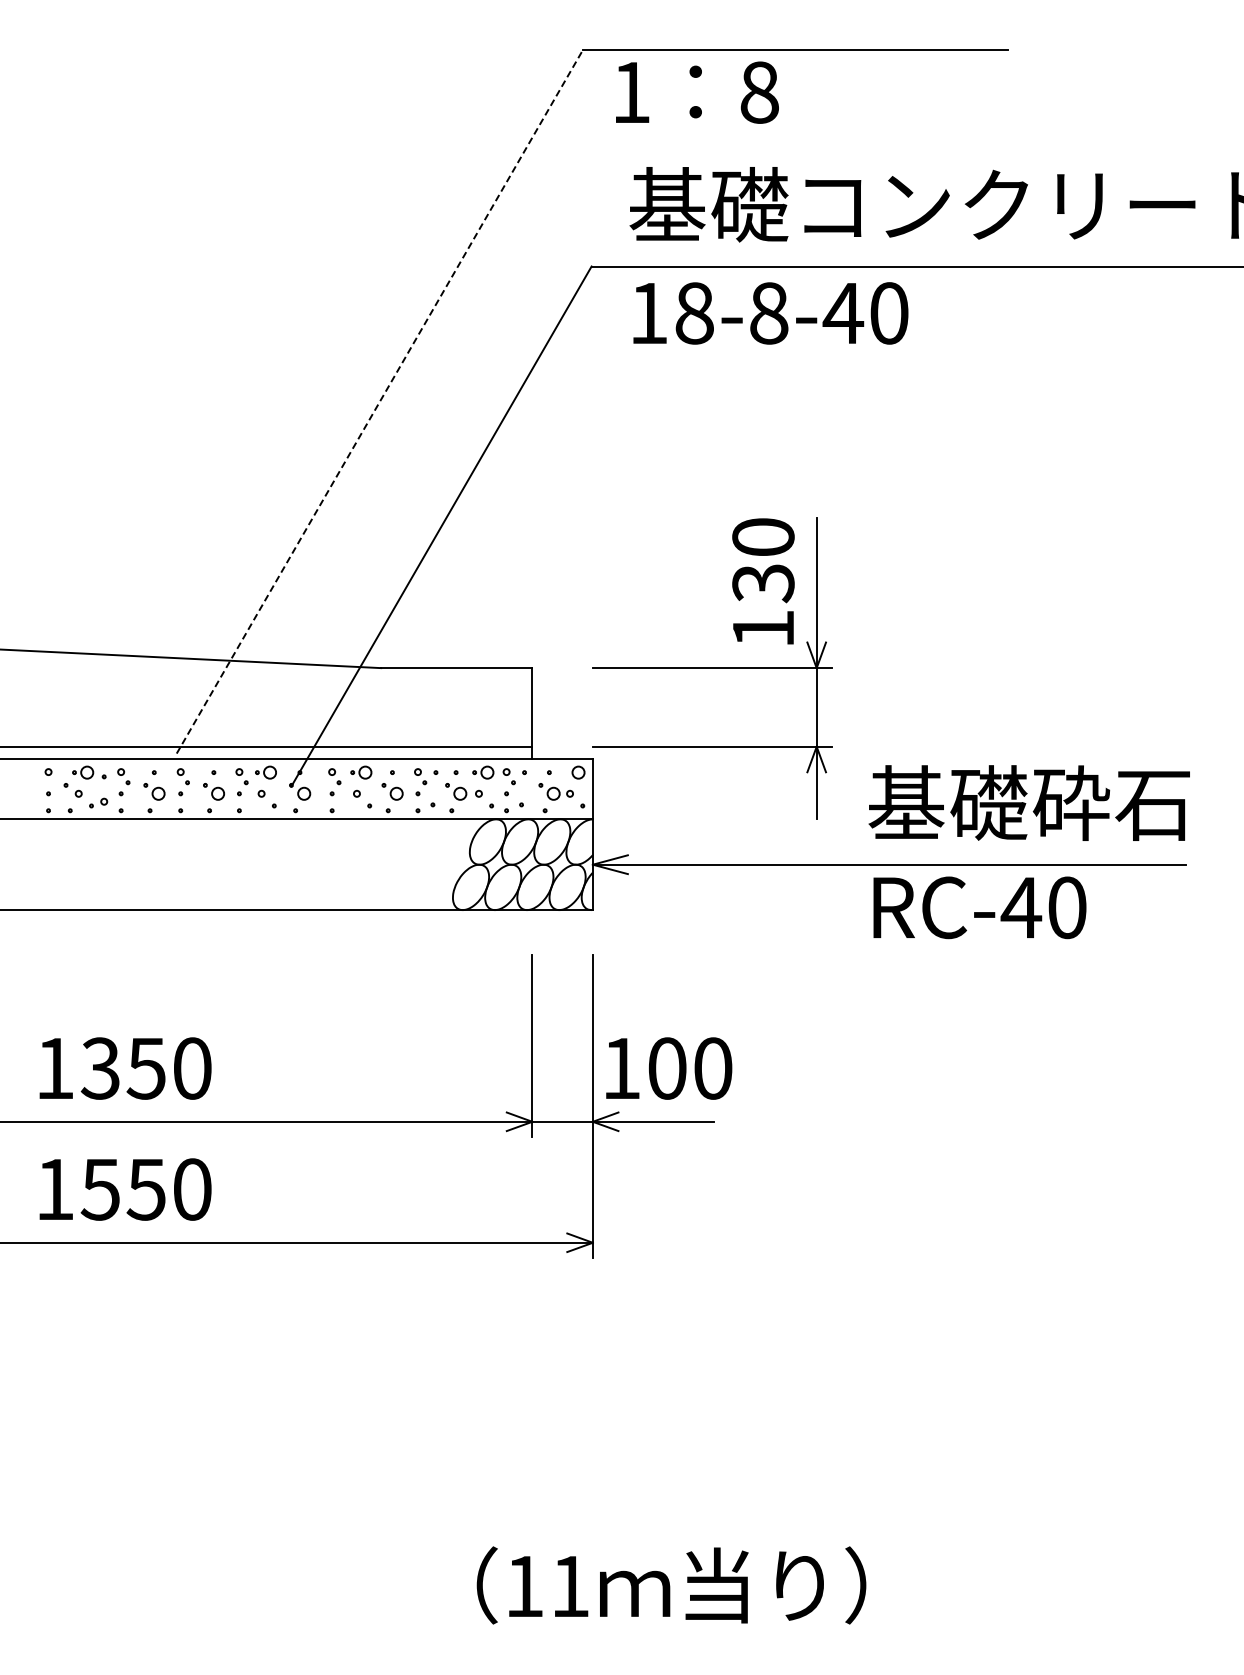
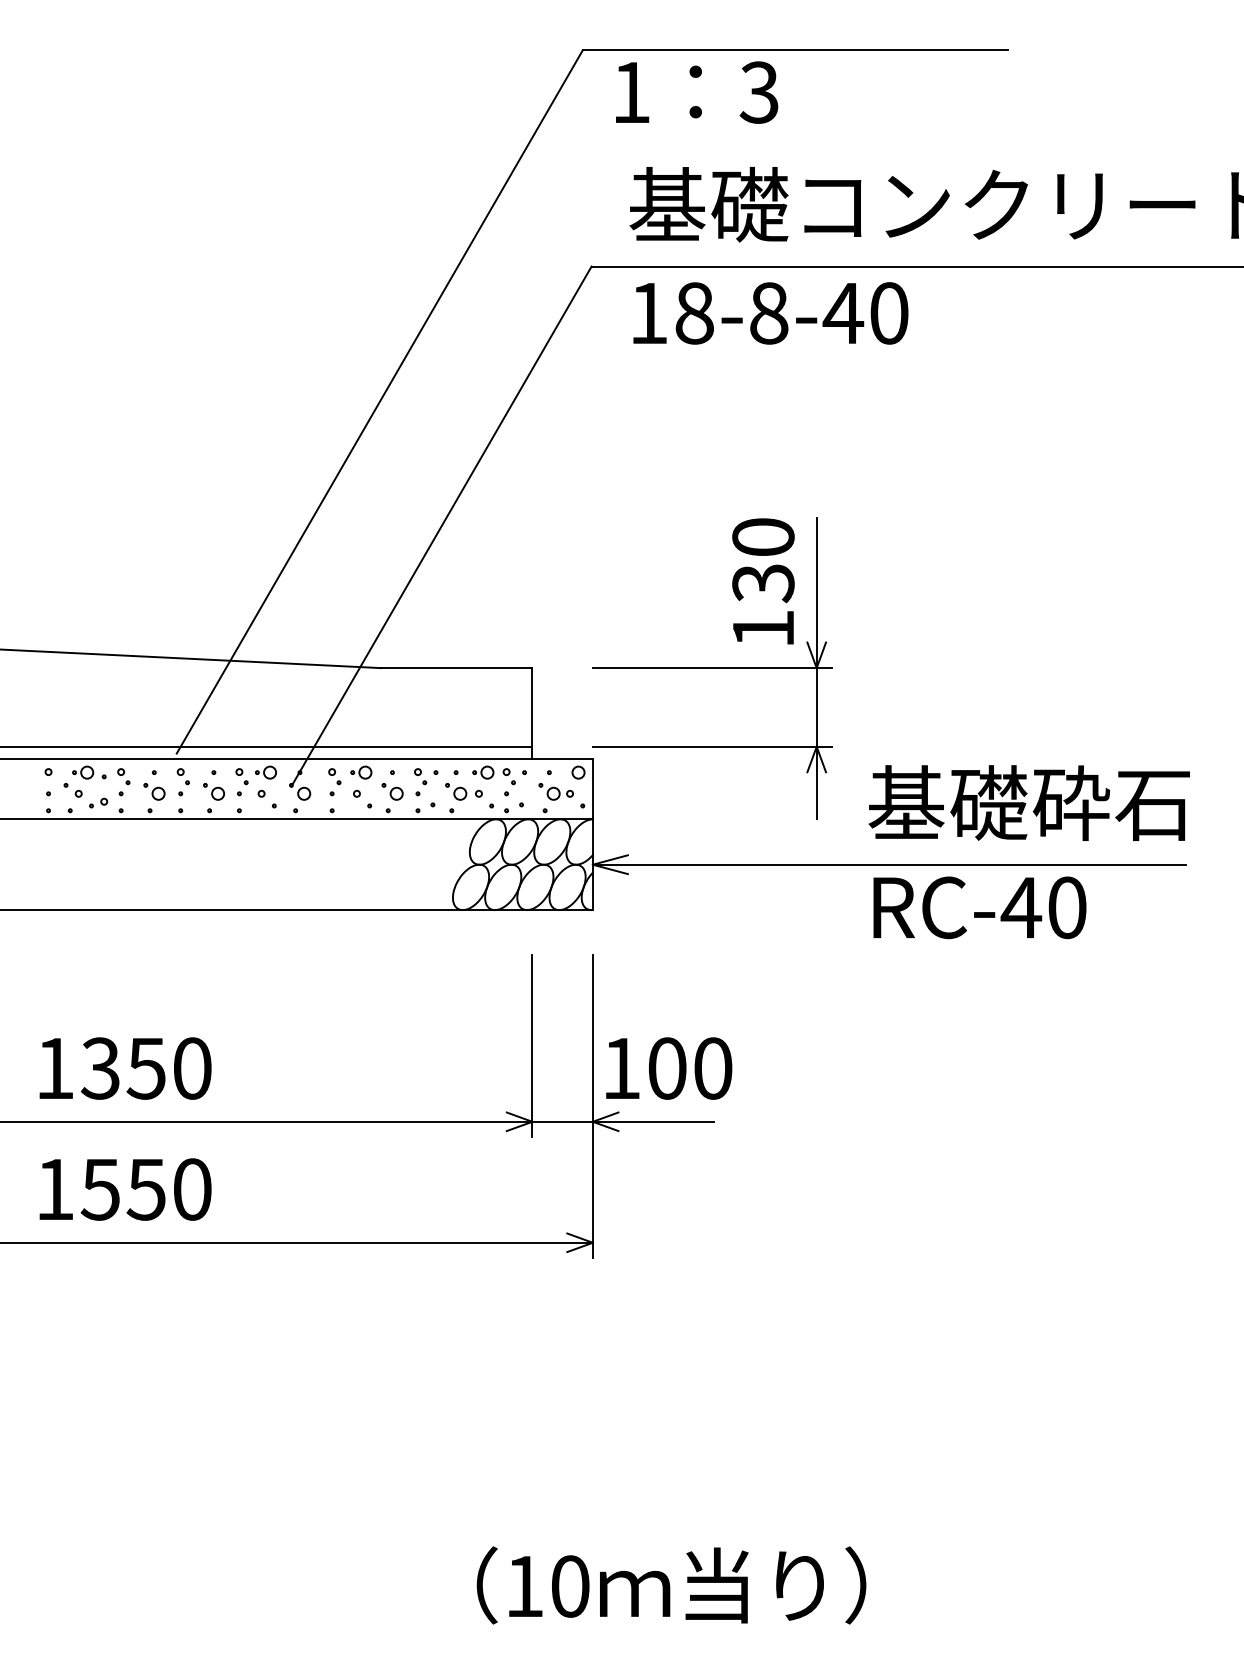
text: 8 -> 3 (758, 92)
line: dashed -> solid (380, 401)
text: 11 -> 10 (570, 1586)
